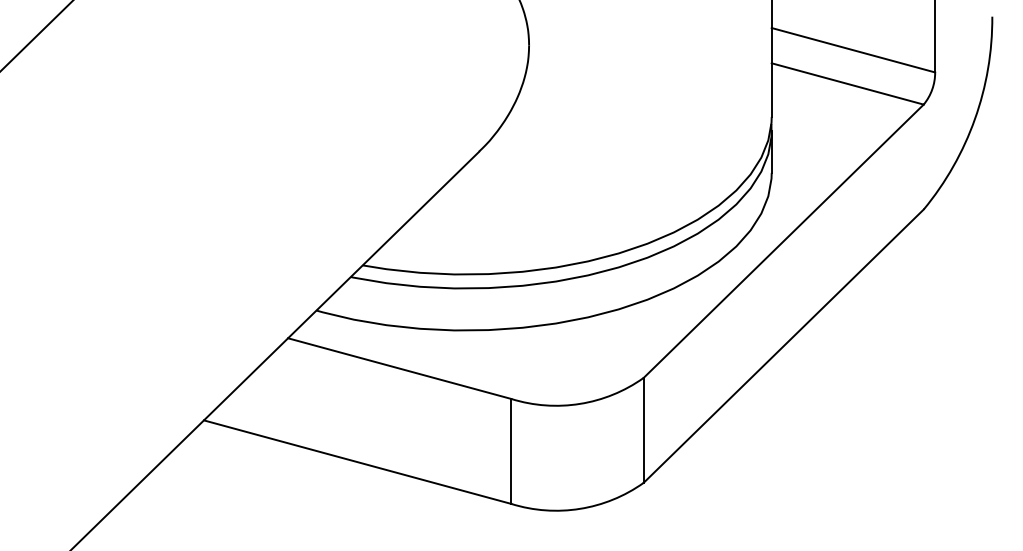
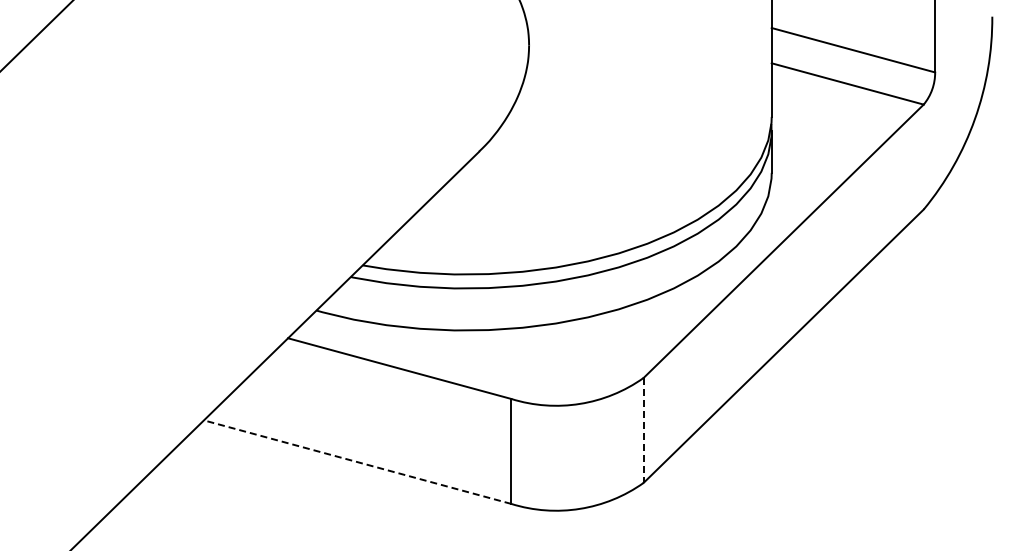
line: solid -> dashed (643, 430)
line: solid -> dashed (357, 462)
